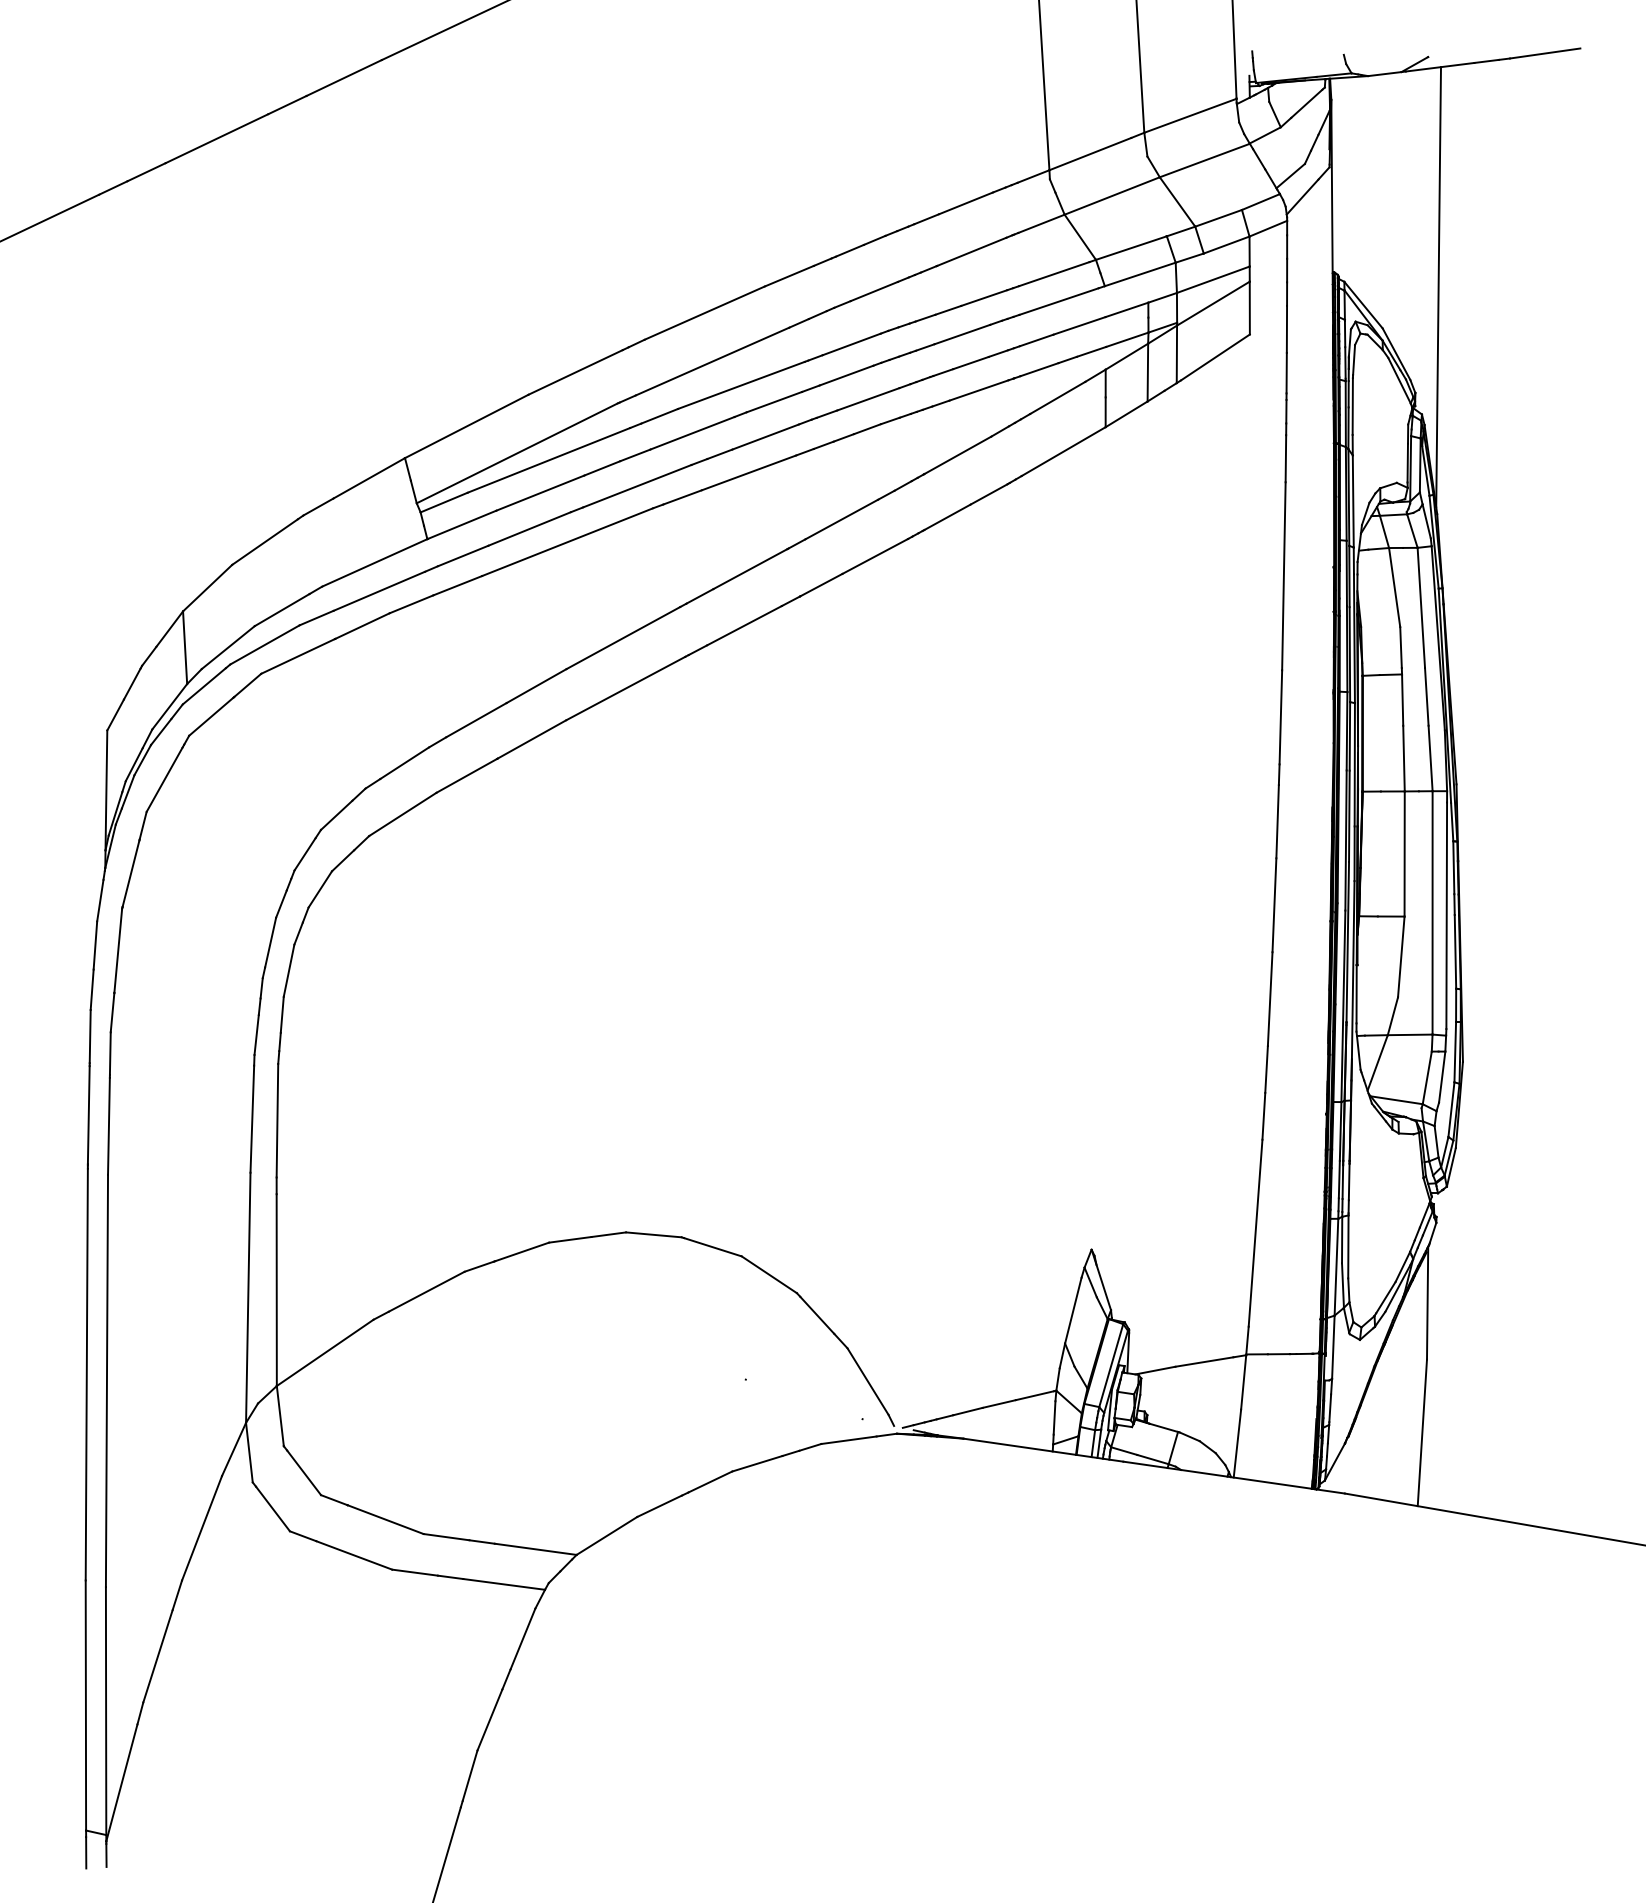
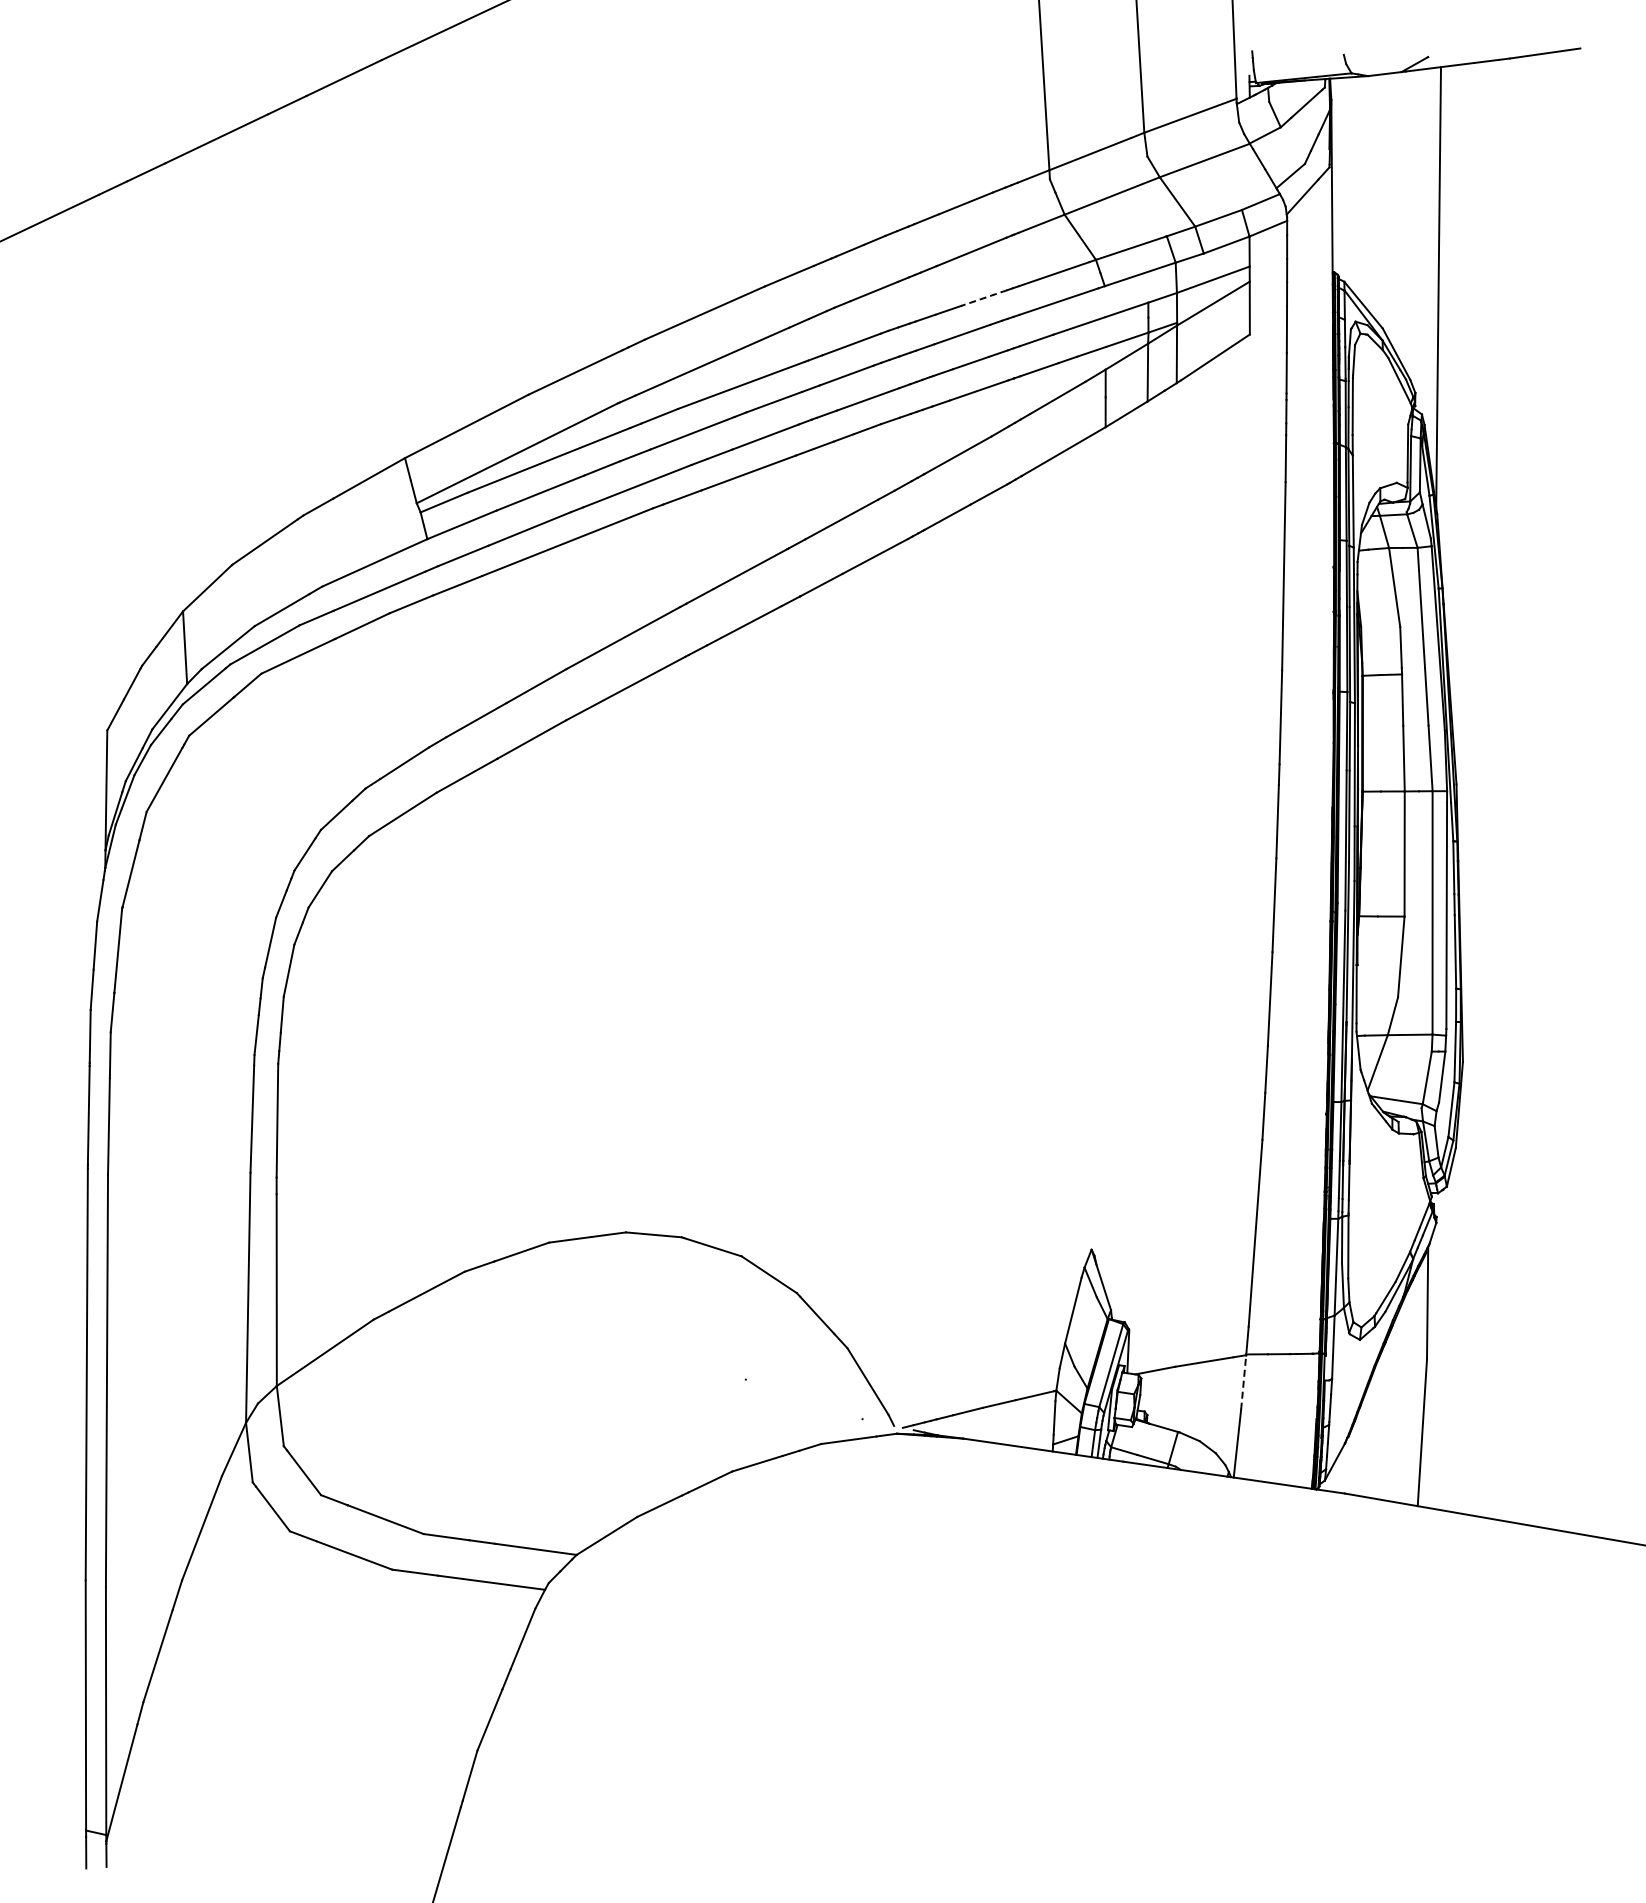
line: solid -> dashed (983, 298)
line: solid -> dashed (1243, 1382)
